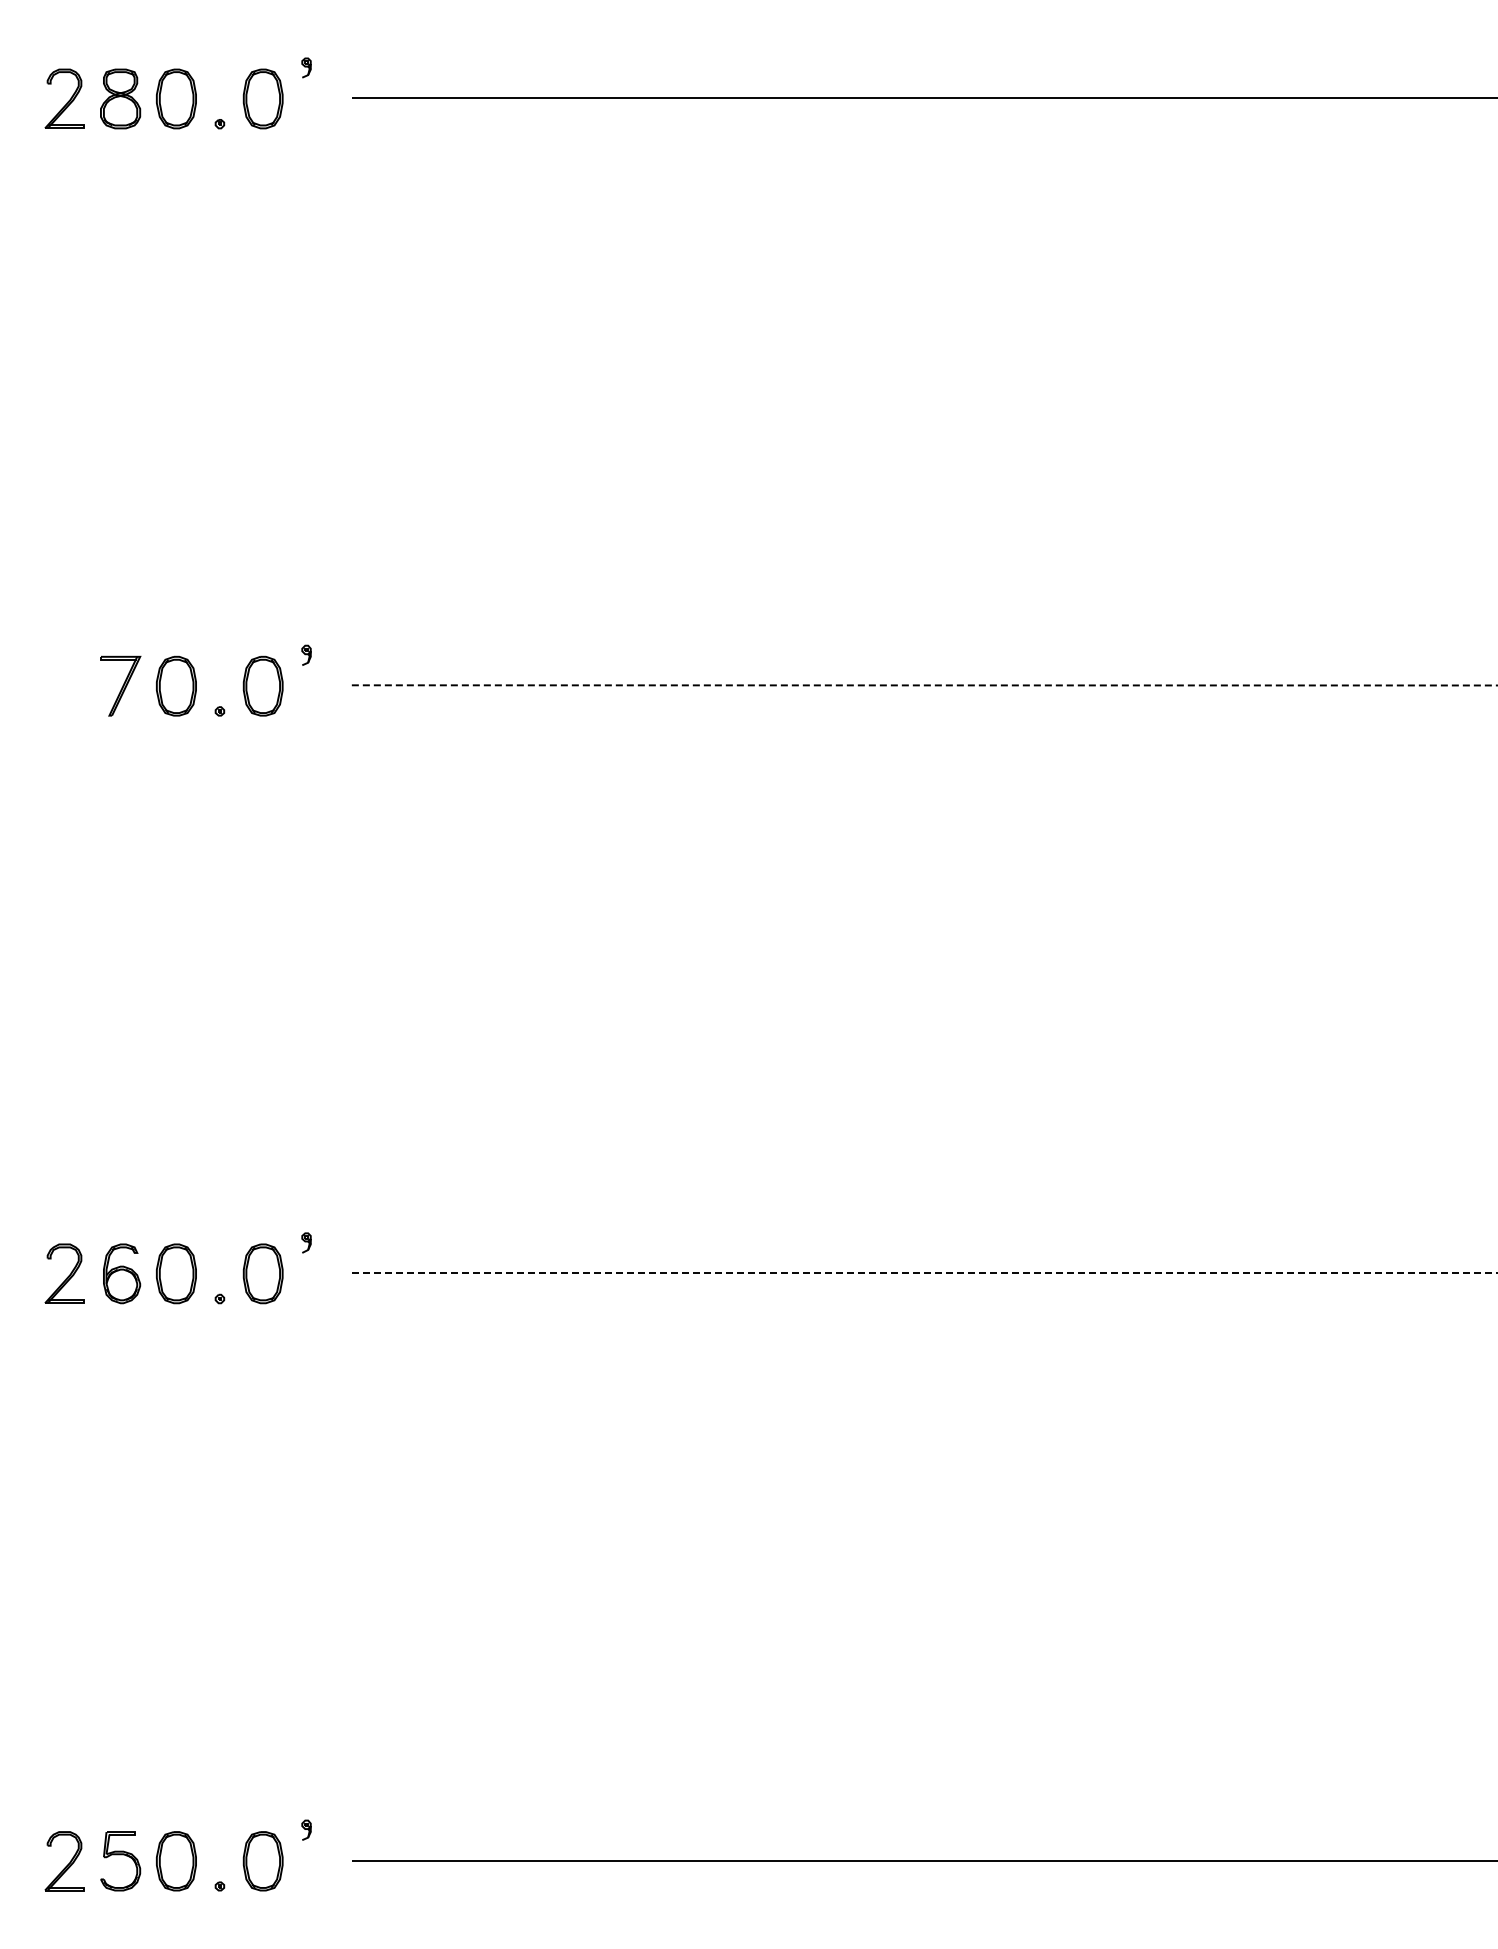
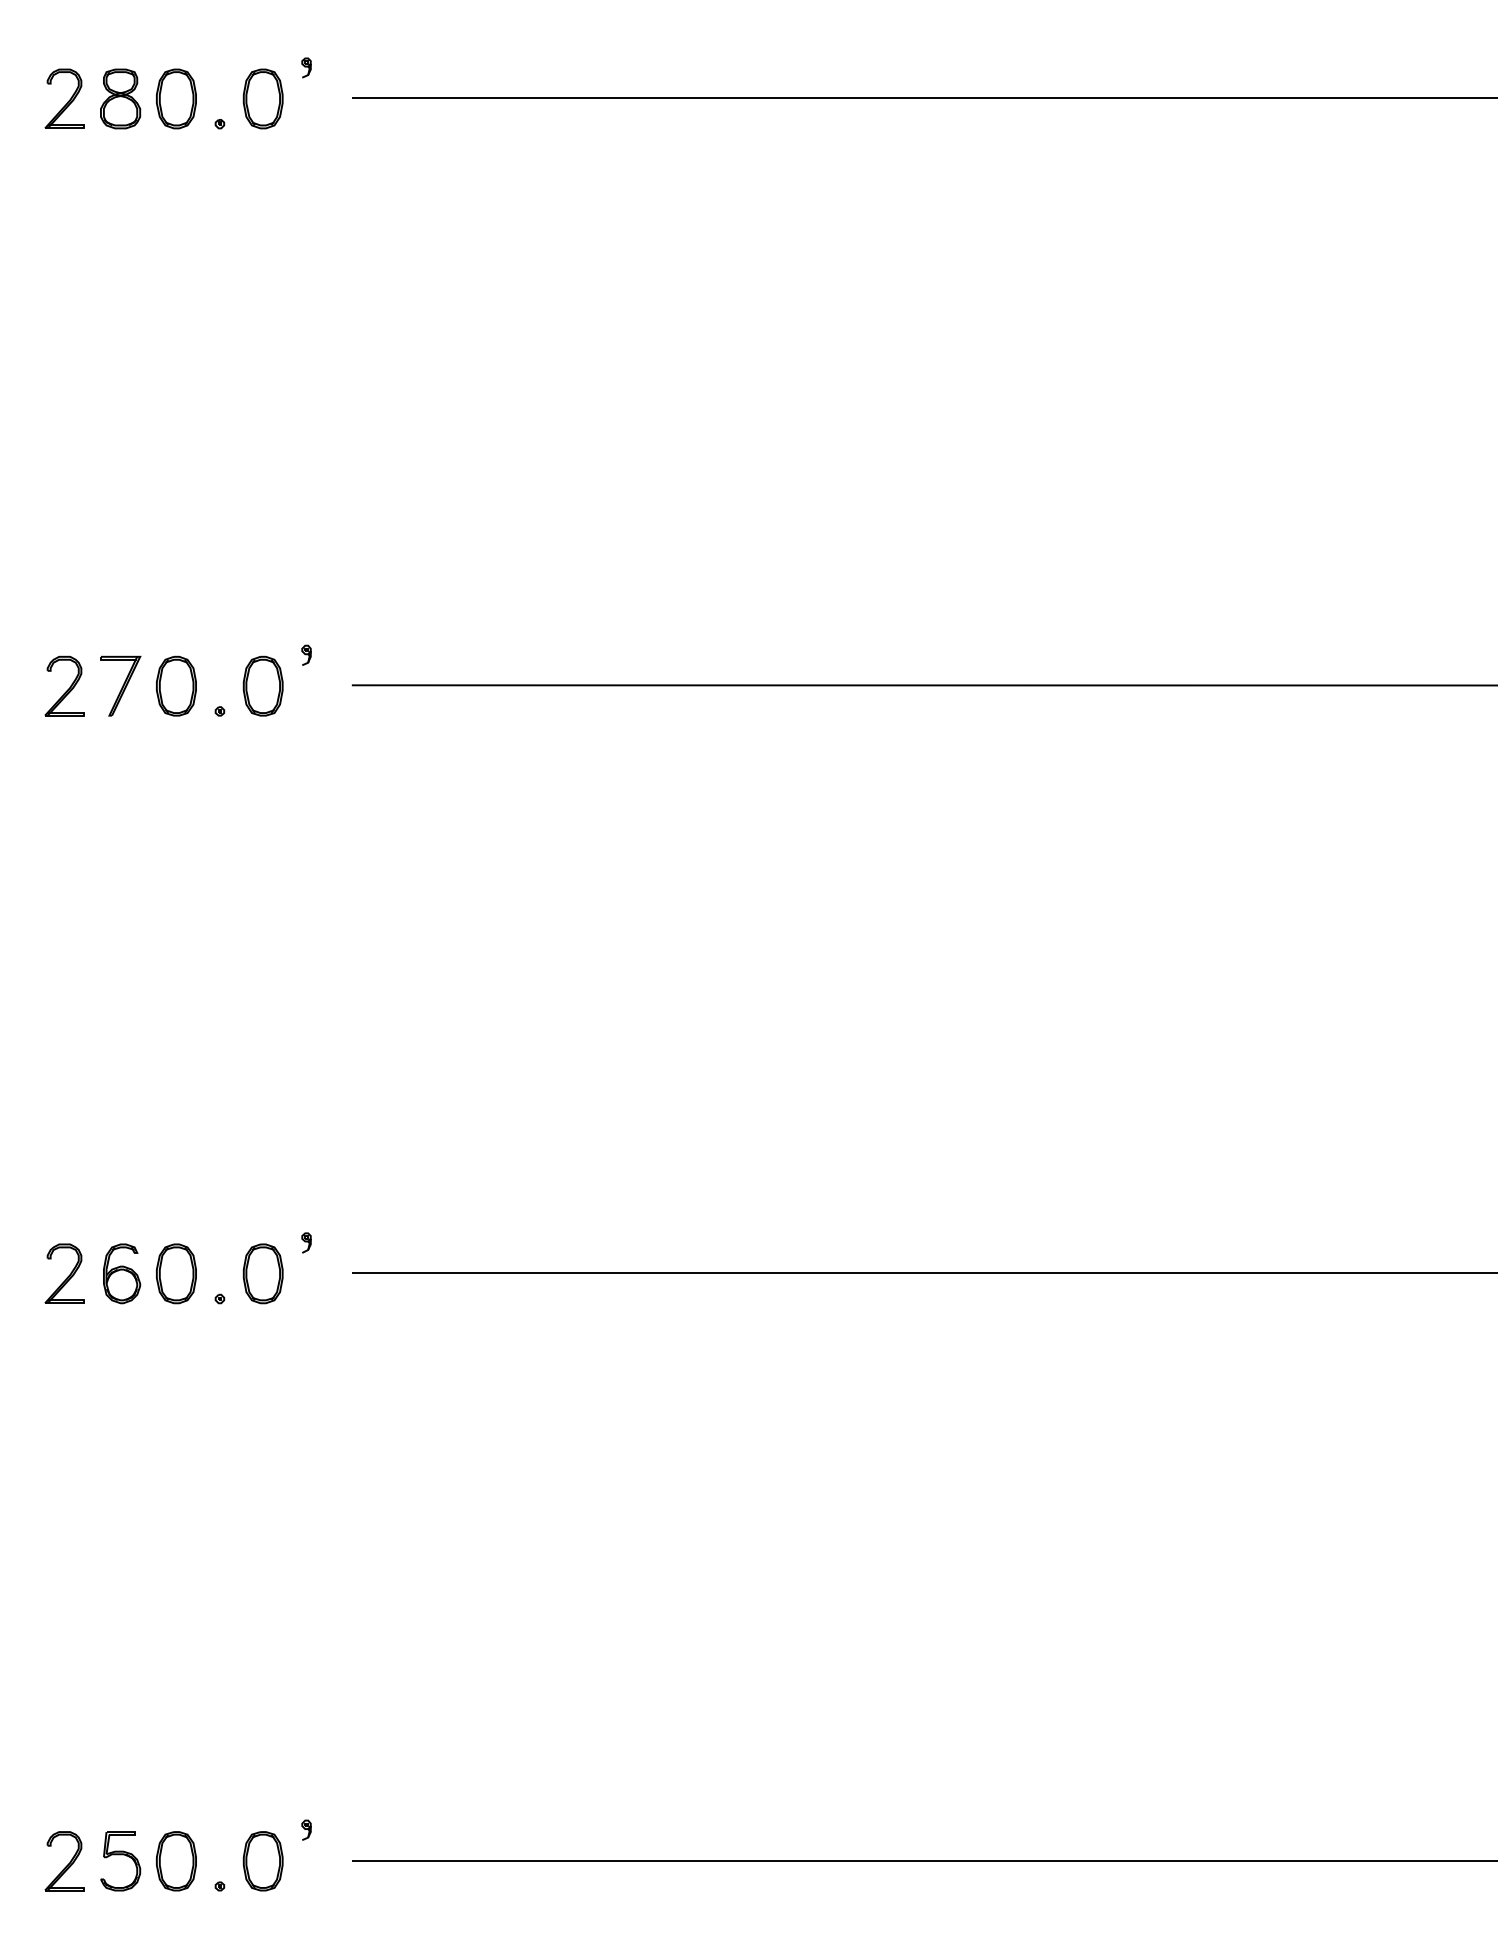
part: none -> present (64, 685)
line: dashed -> solid (924, 685)
line: dashed -> solid (924, 1272)
